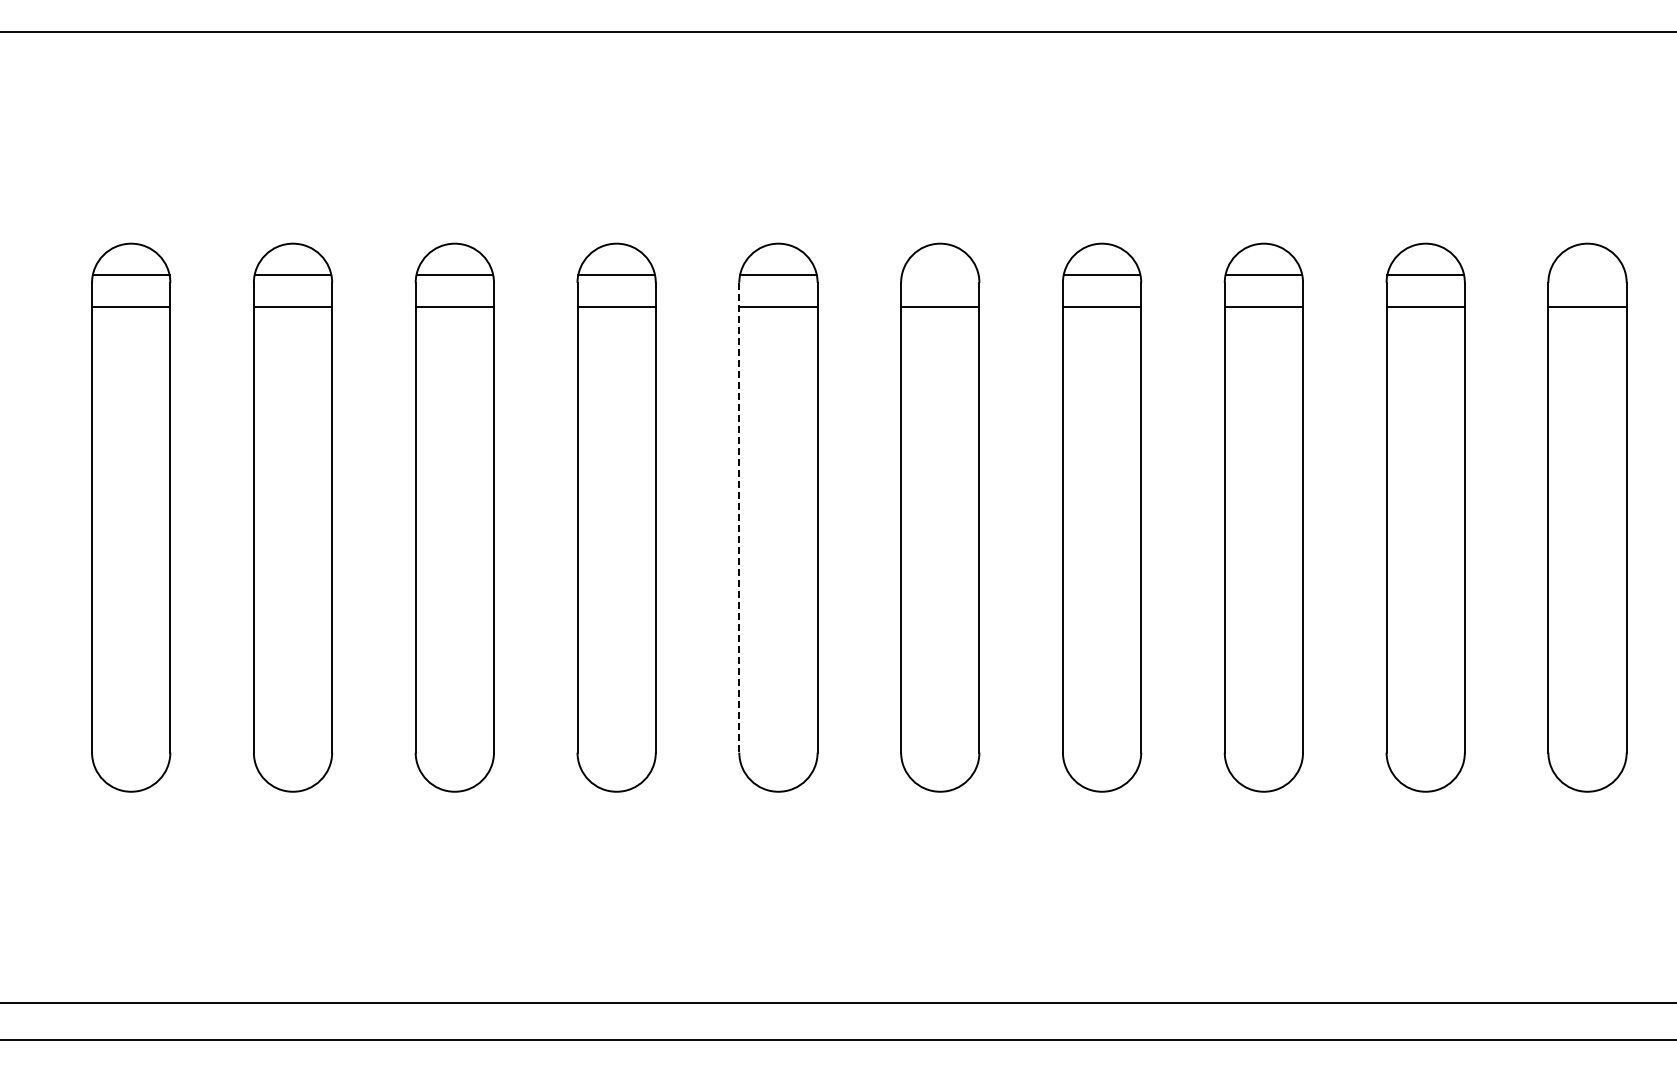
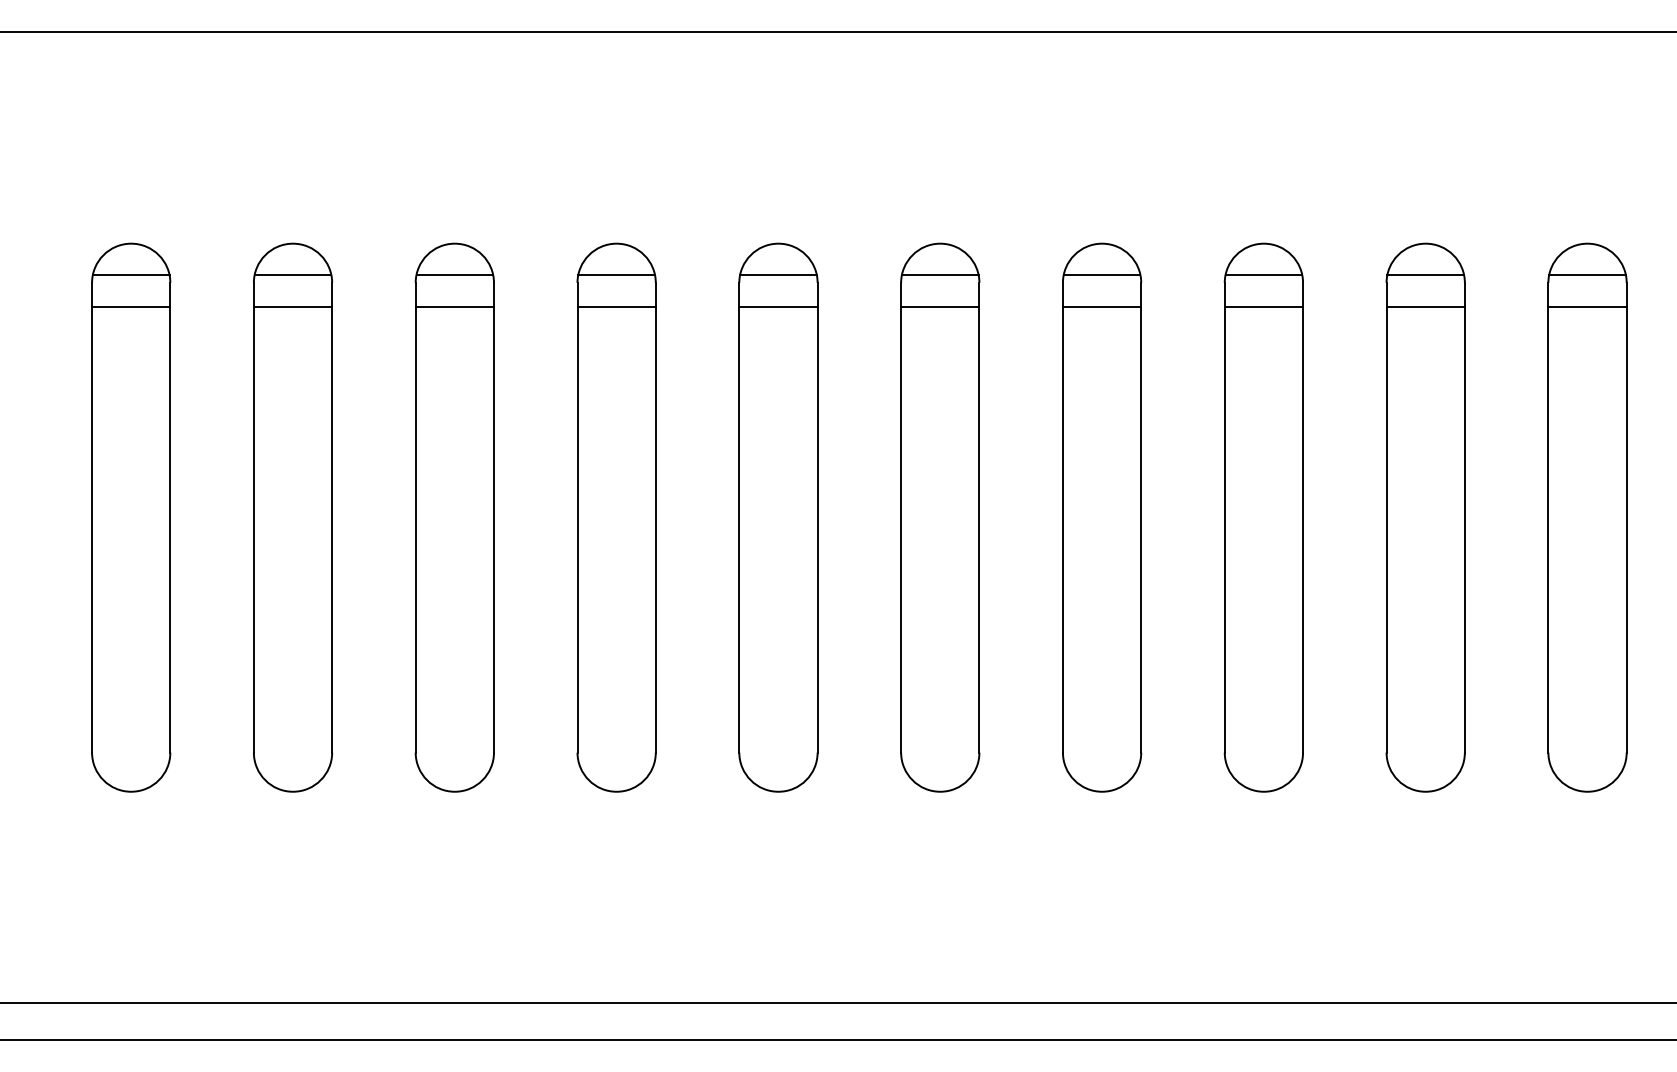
line: none -> present (939, 275)
line: none -> present (1587, 275)
line: dashed -> solid (739, 517)
